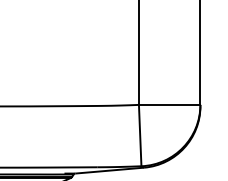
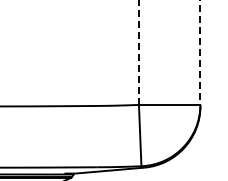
line: solid -> dashed (138, 52)
line: solid -> dashed (200, 53)
